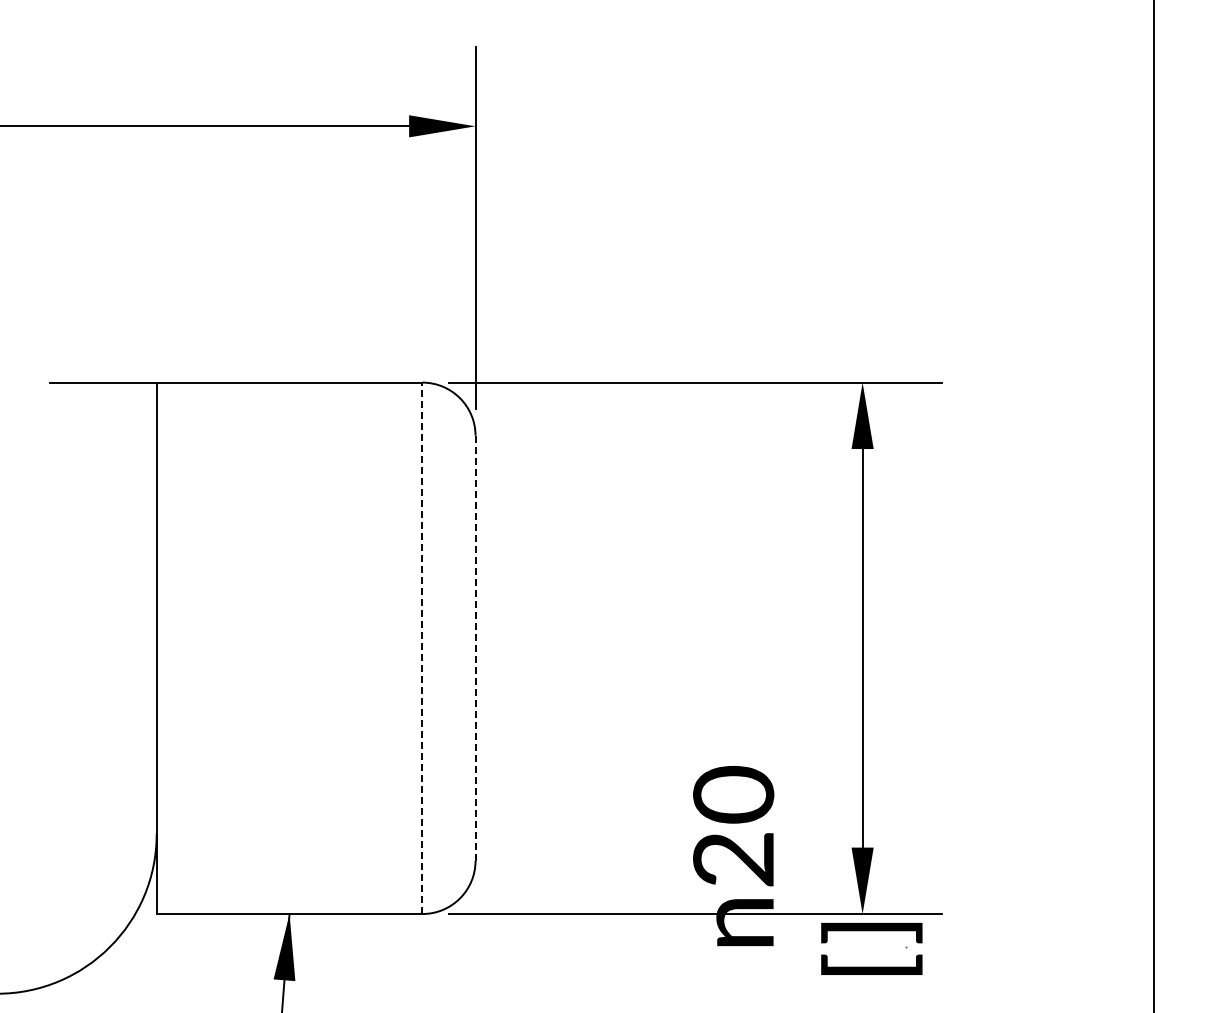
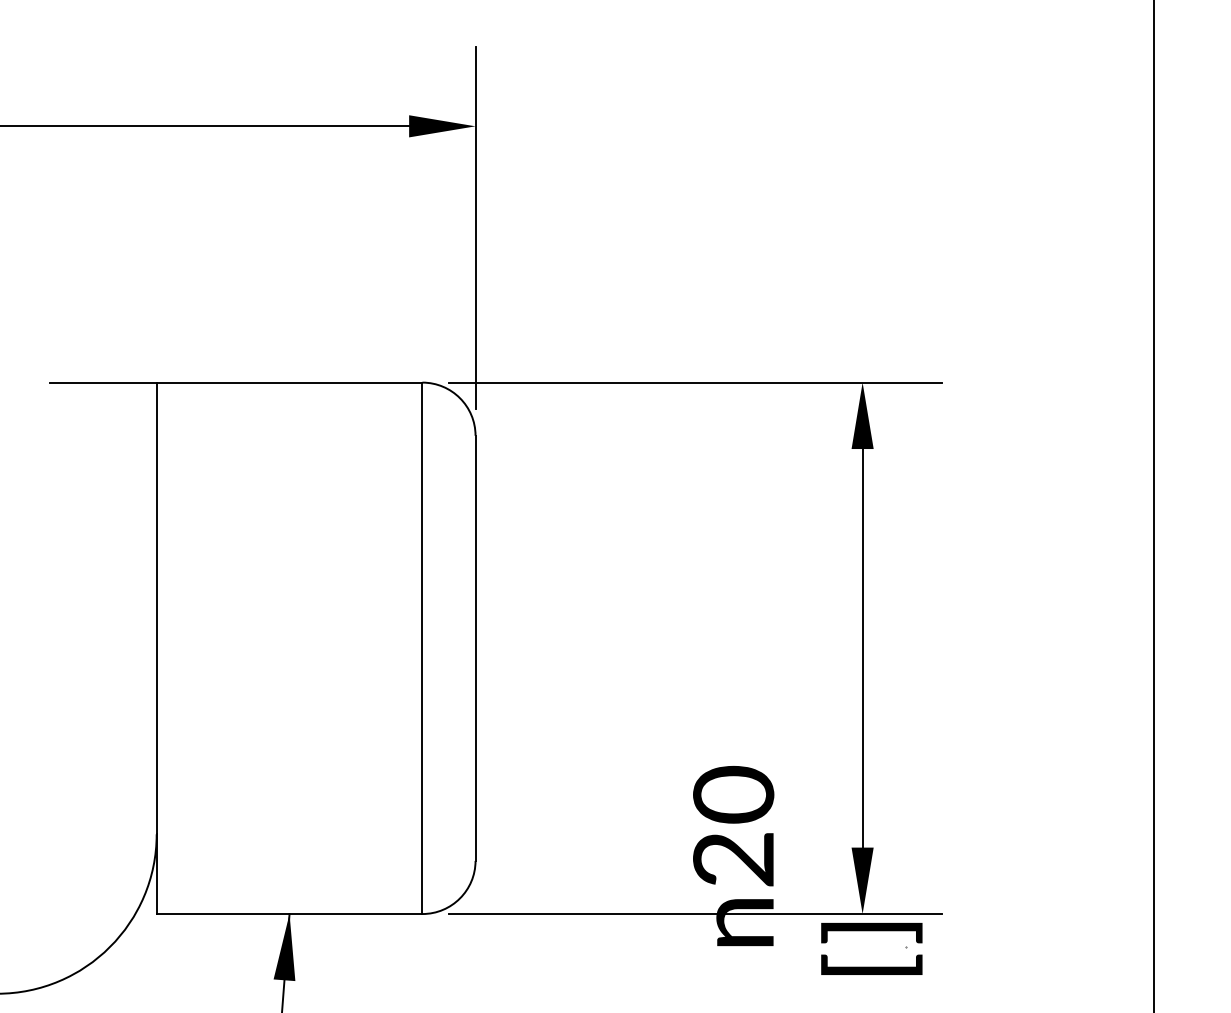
line: dashed -> solid (422, 648)
line: dashed -> solid (475, 648)
